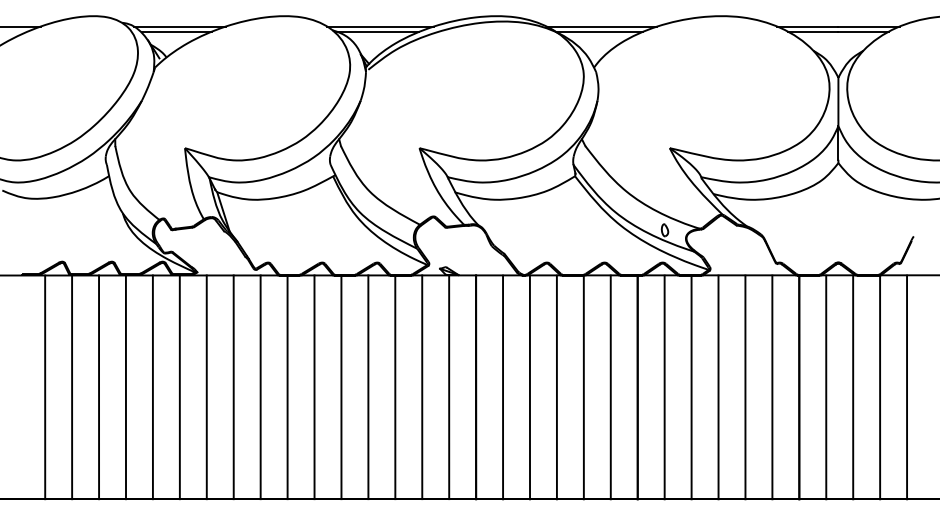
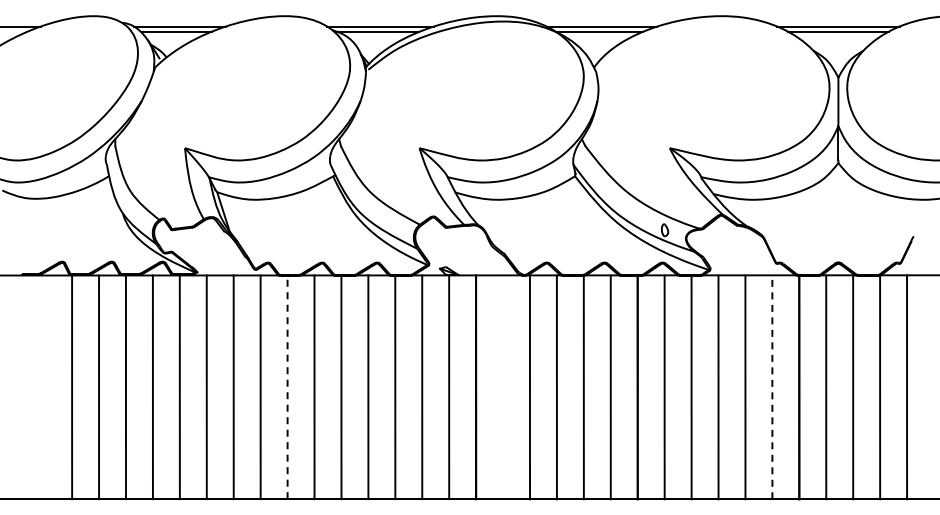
line: present -> none (45, 387)
line: solid -> dashed (287, 387)
line: present -> none (503, 387)
line: solid -> dashed (772, 387)
